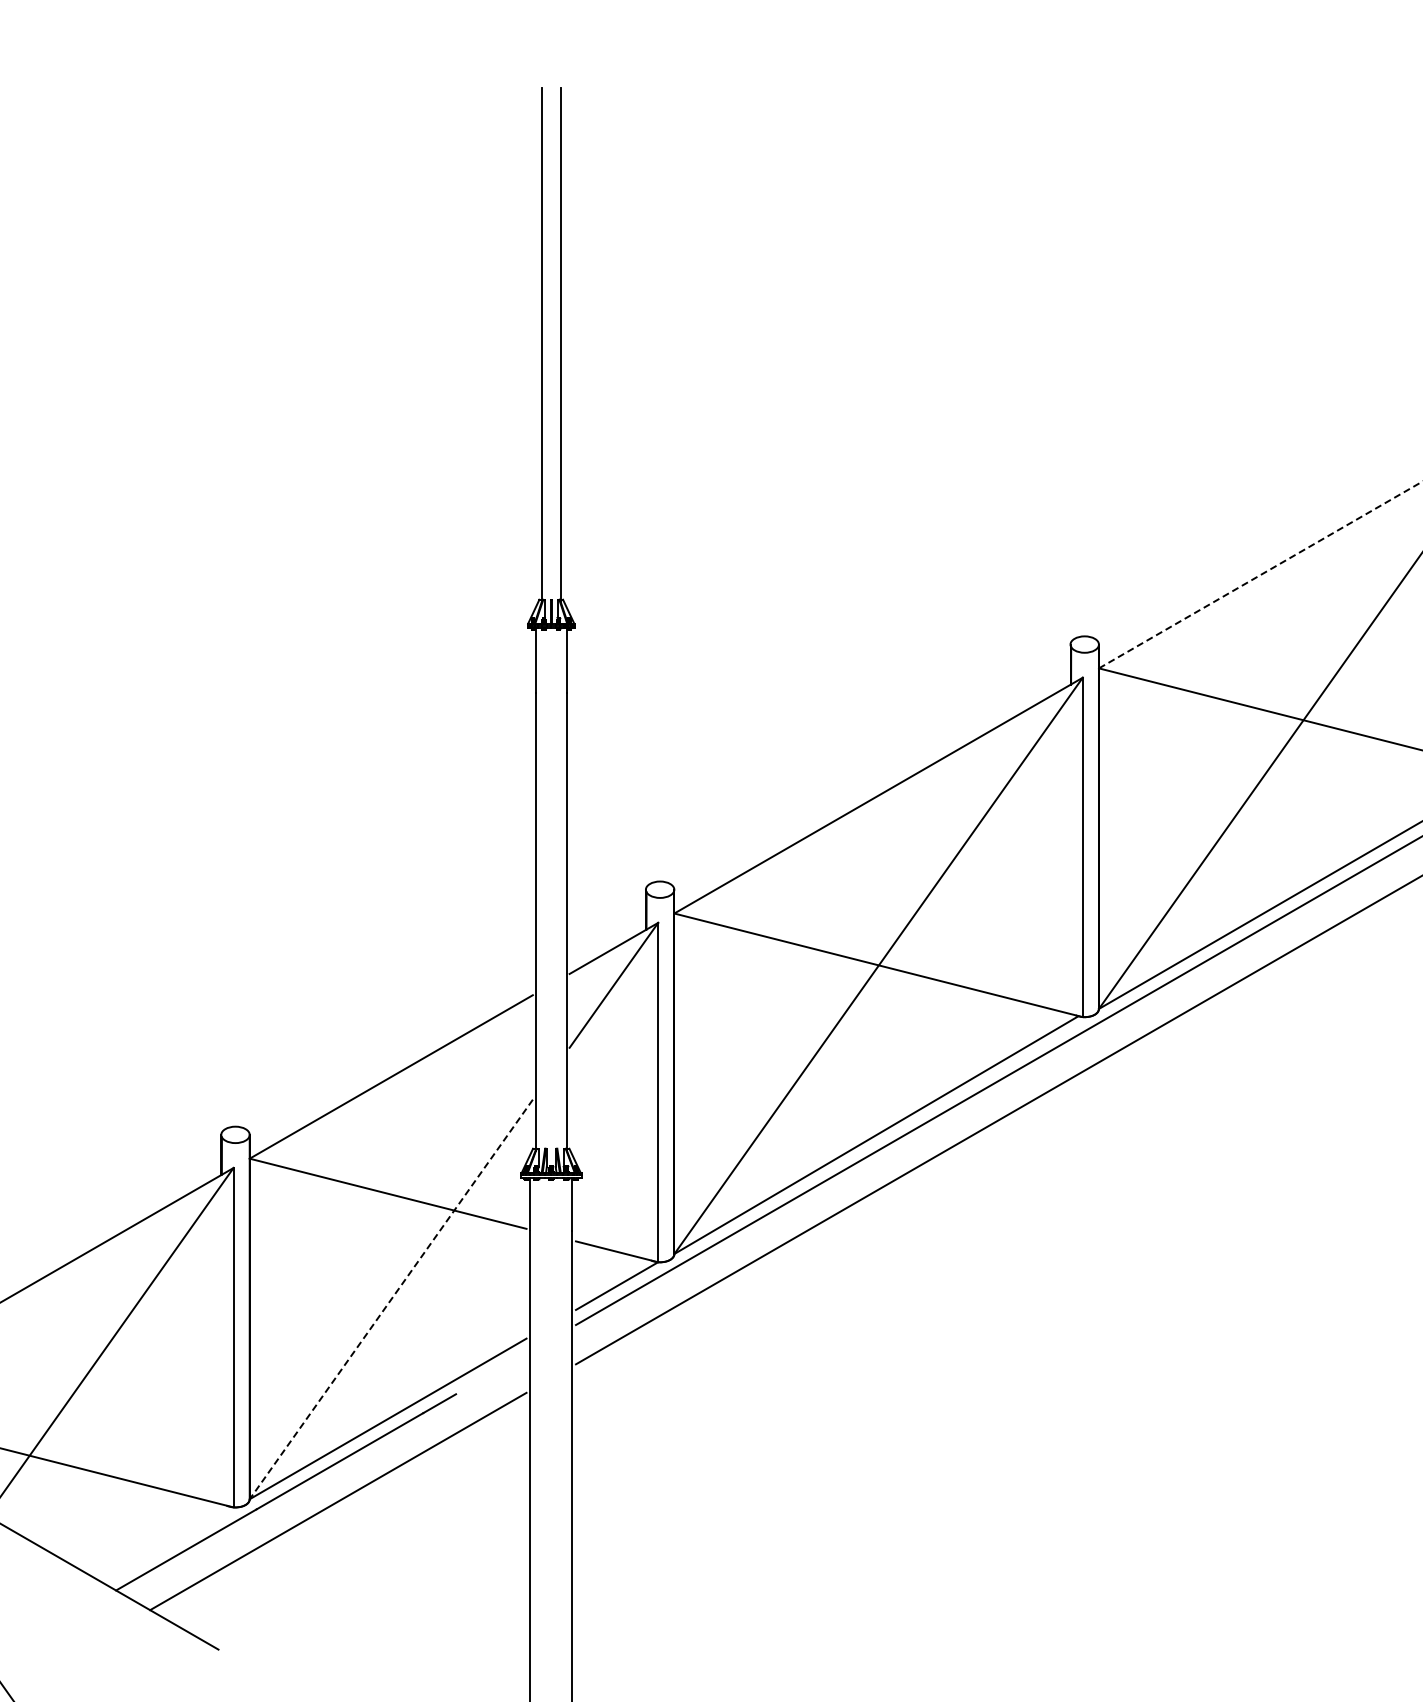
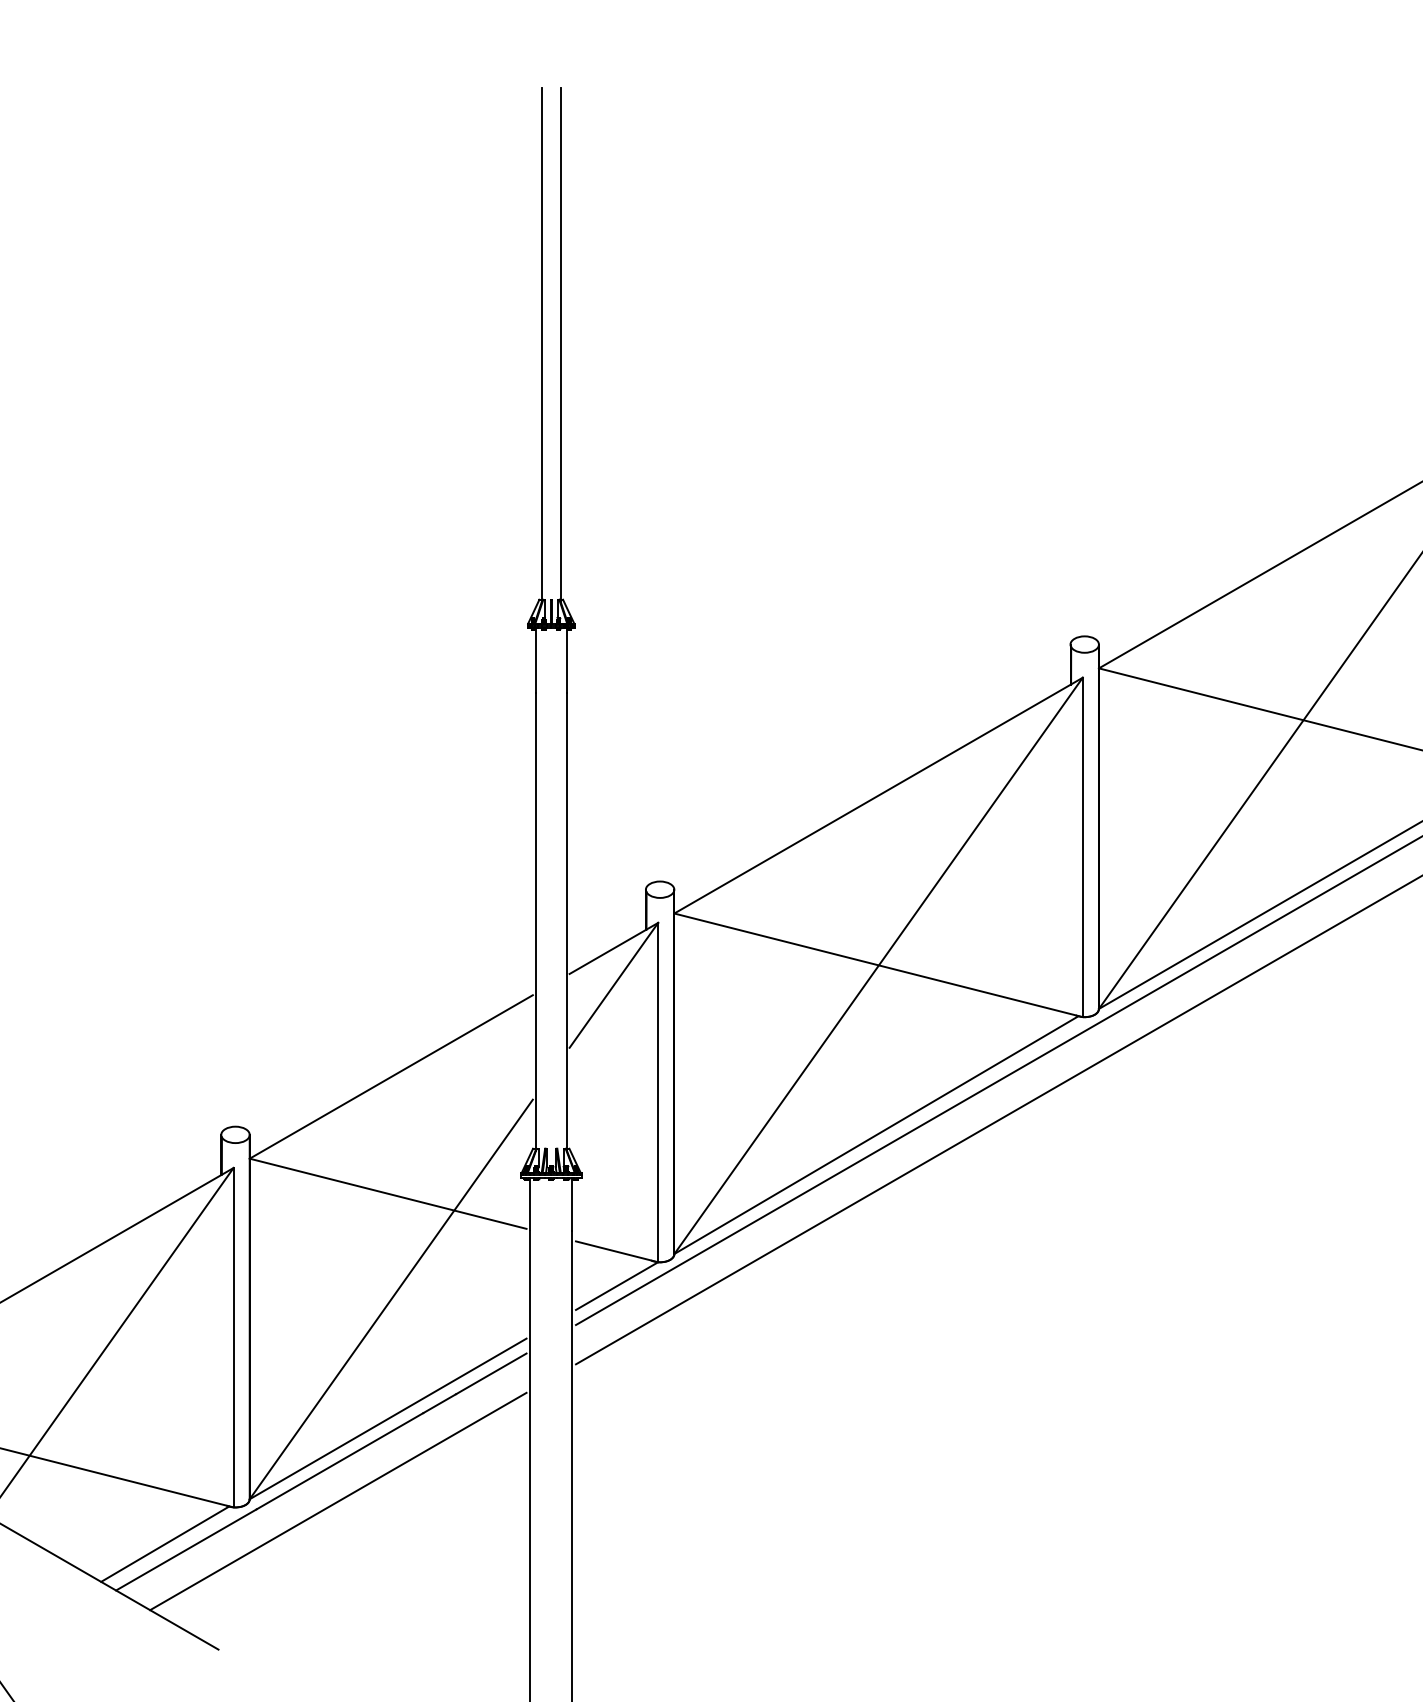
line: dashed -> solid (1260, 574)
line: dashed -> solid (391, 1299)
line: none -> present (491, 1373)
line: none -> present (165, 1543)
